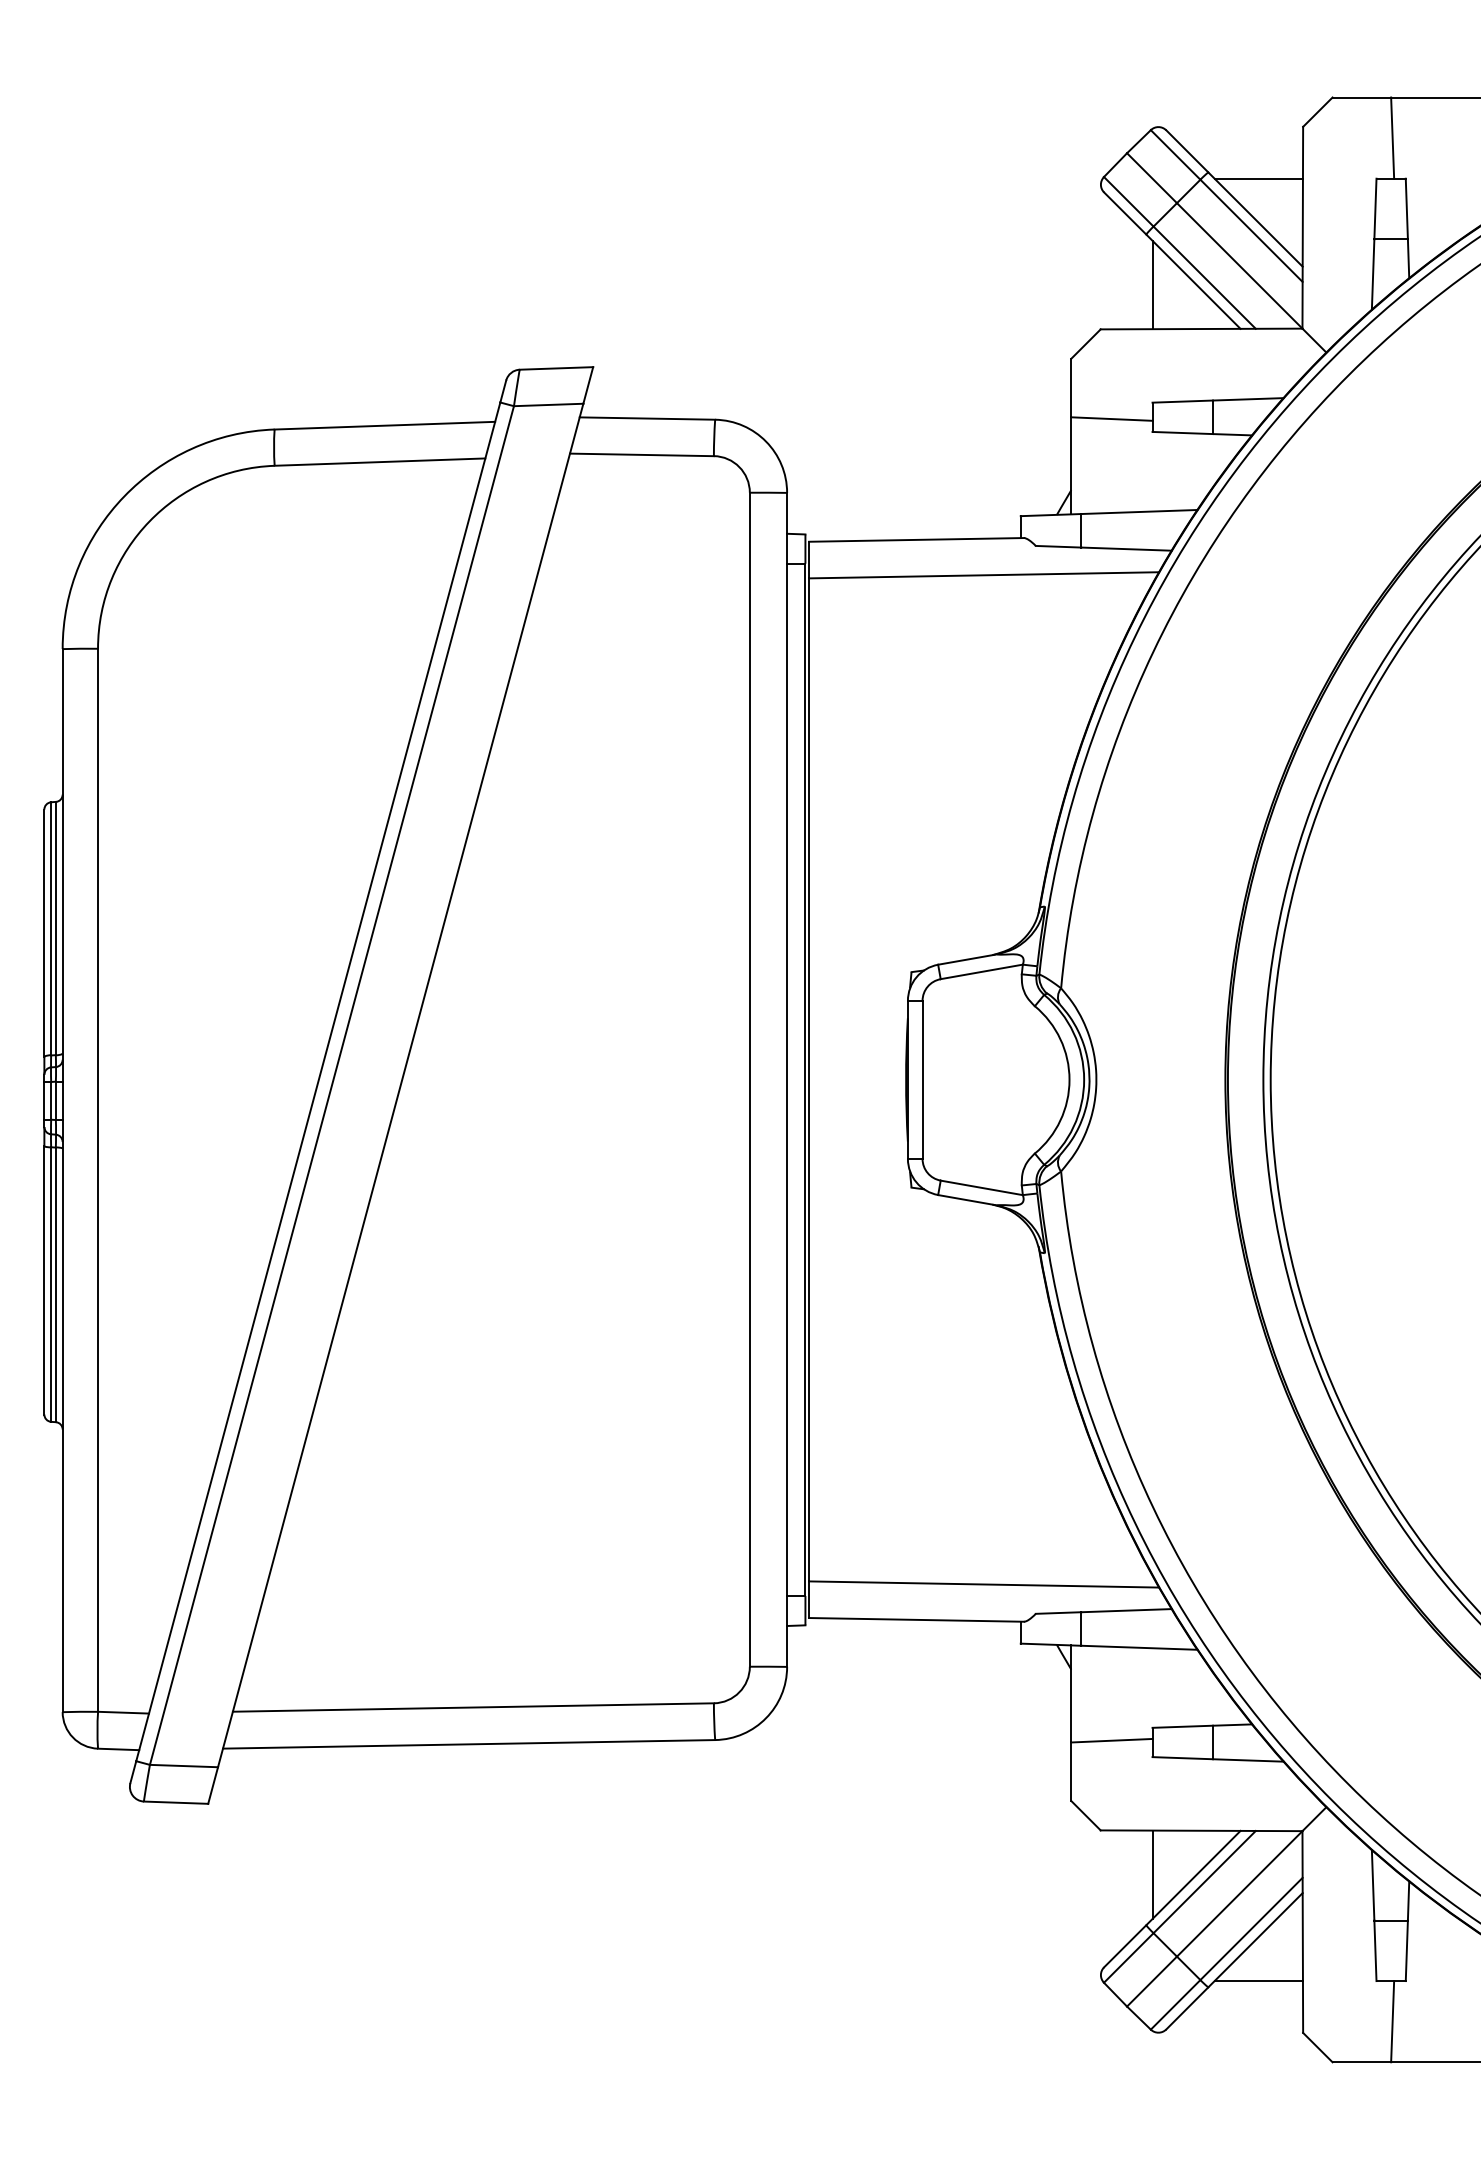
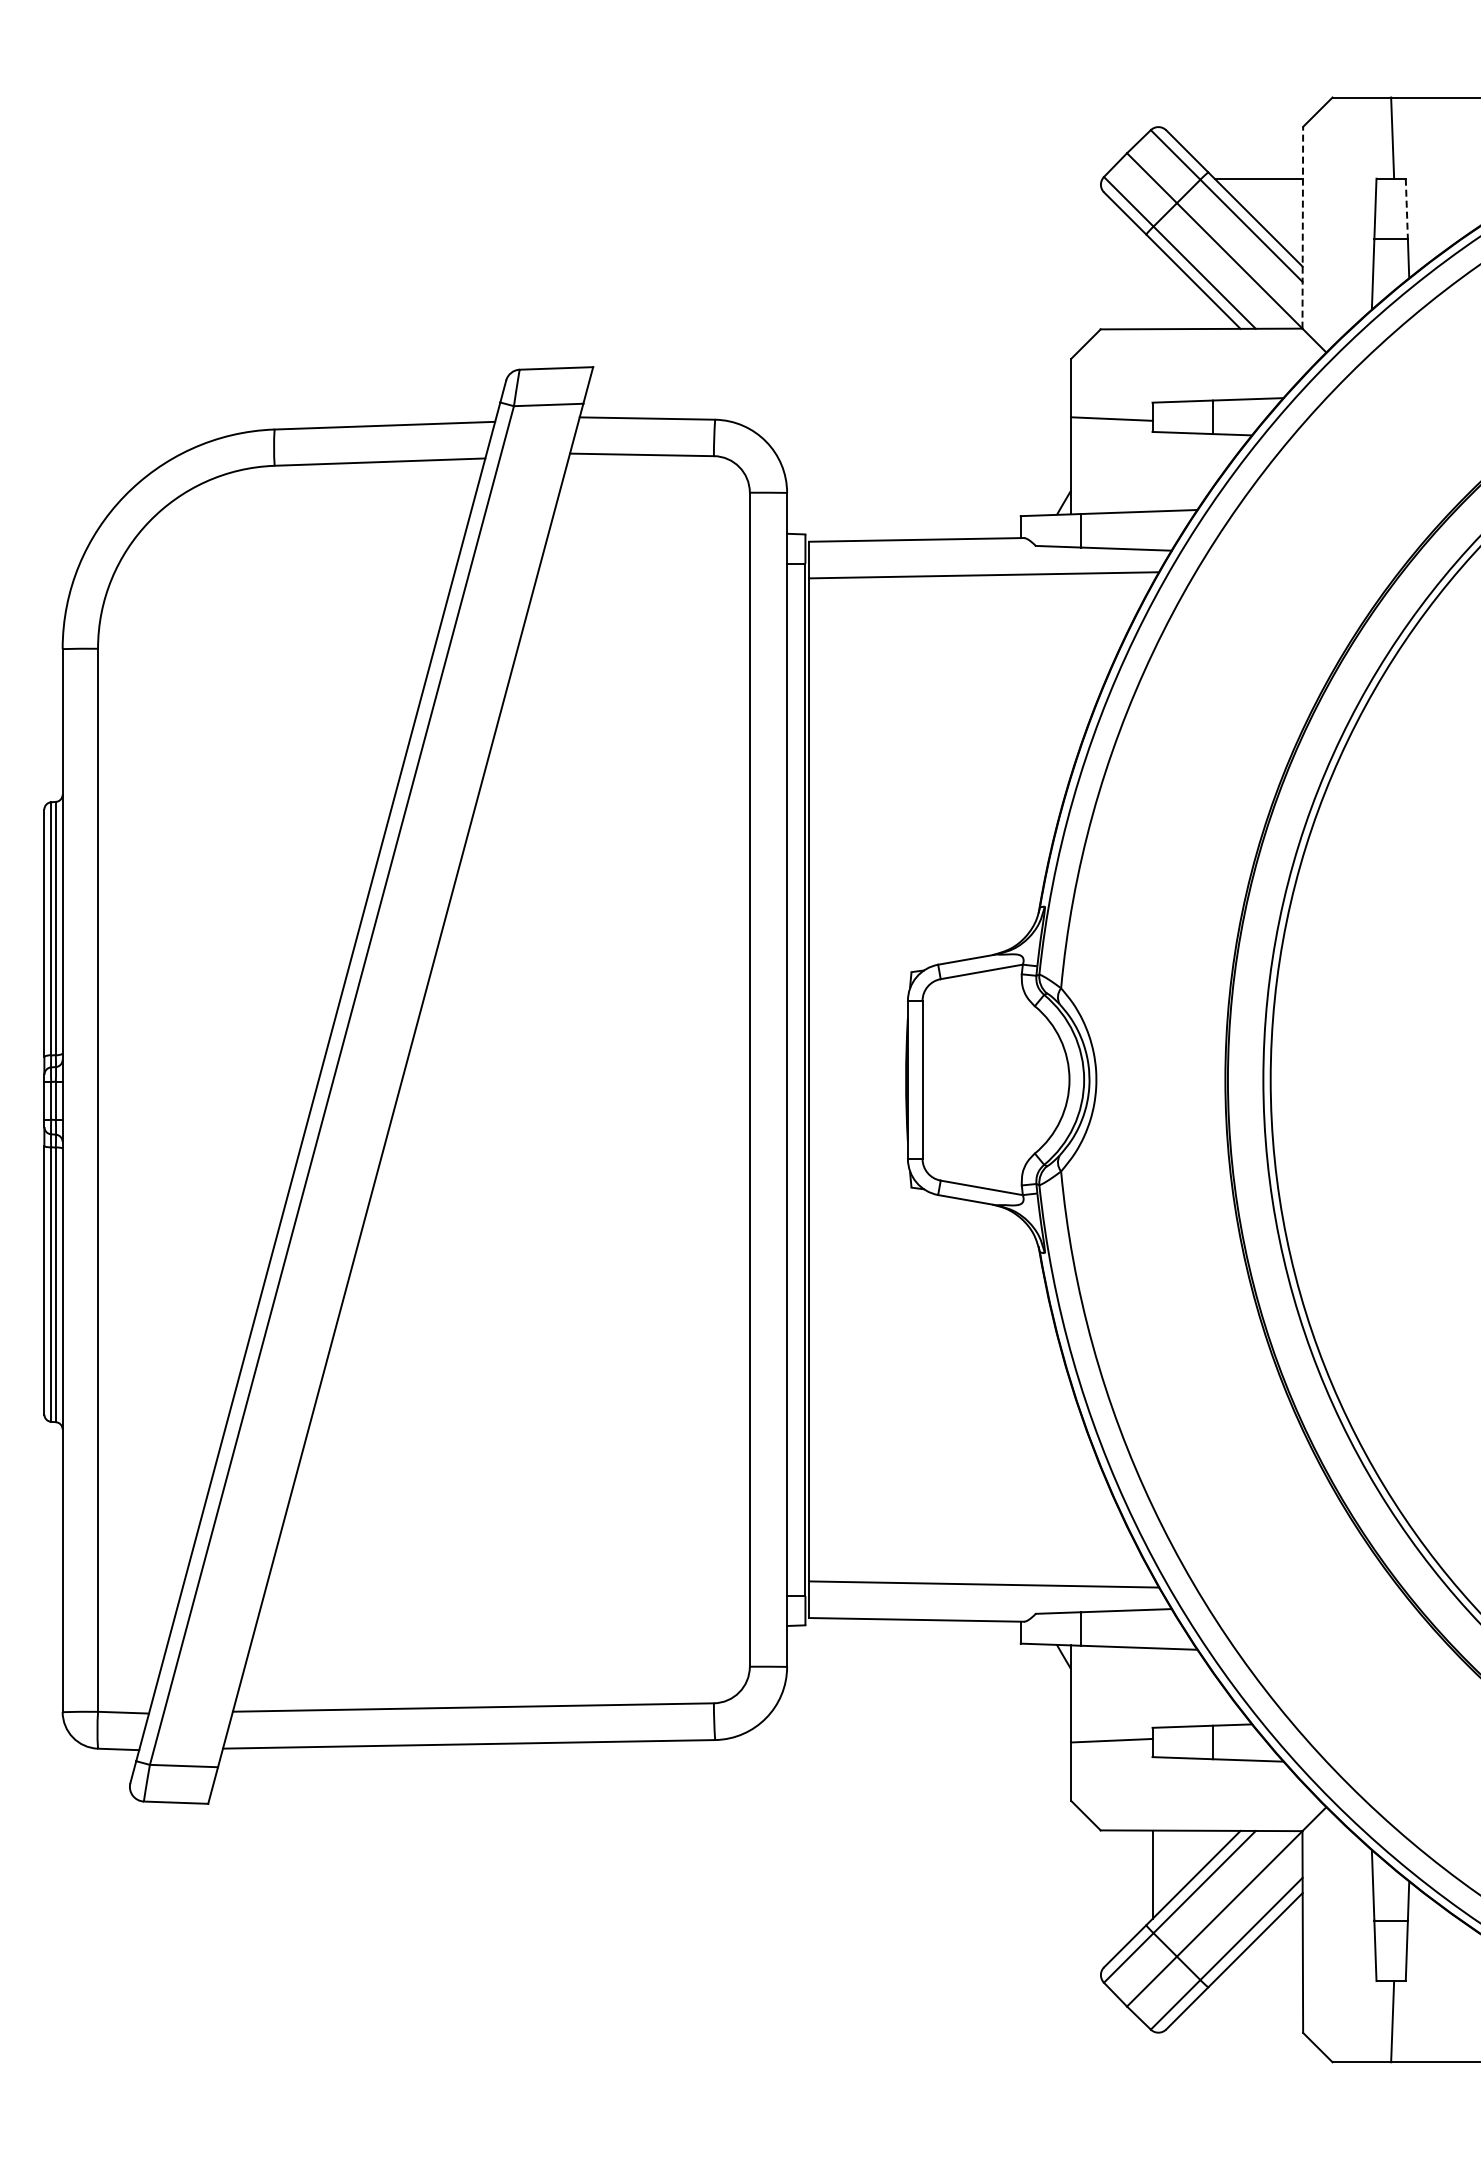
line: solid -> dashed (1406, 209)
line: solid -> dashed (1302, 227)
line: present -> none (1152, 284)
line: present -> none (1258, 1981)
